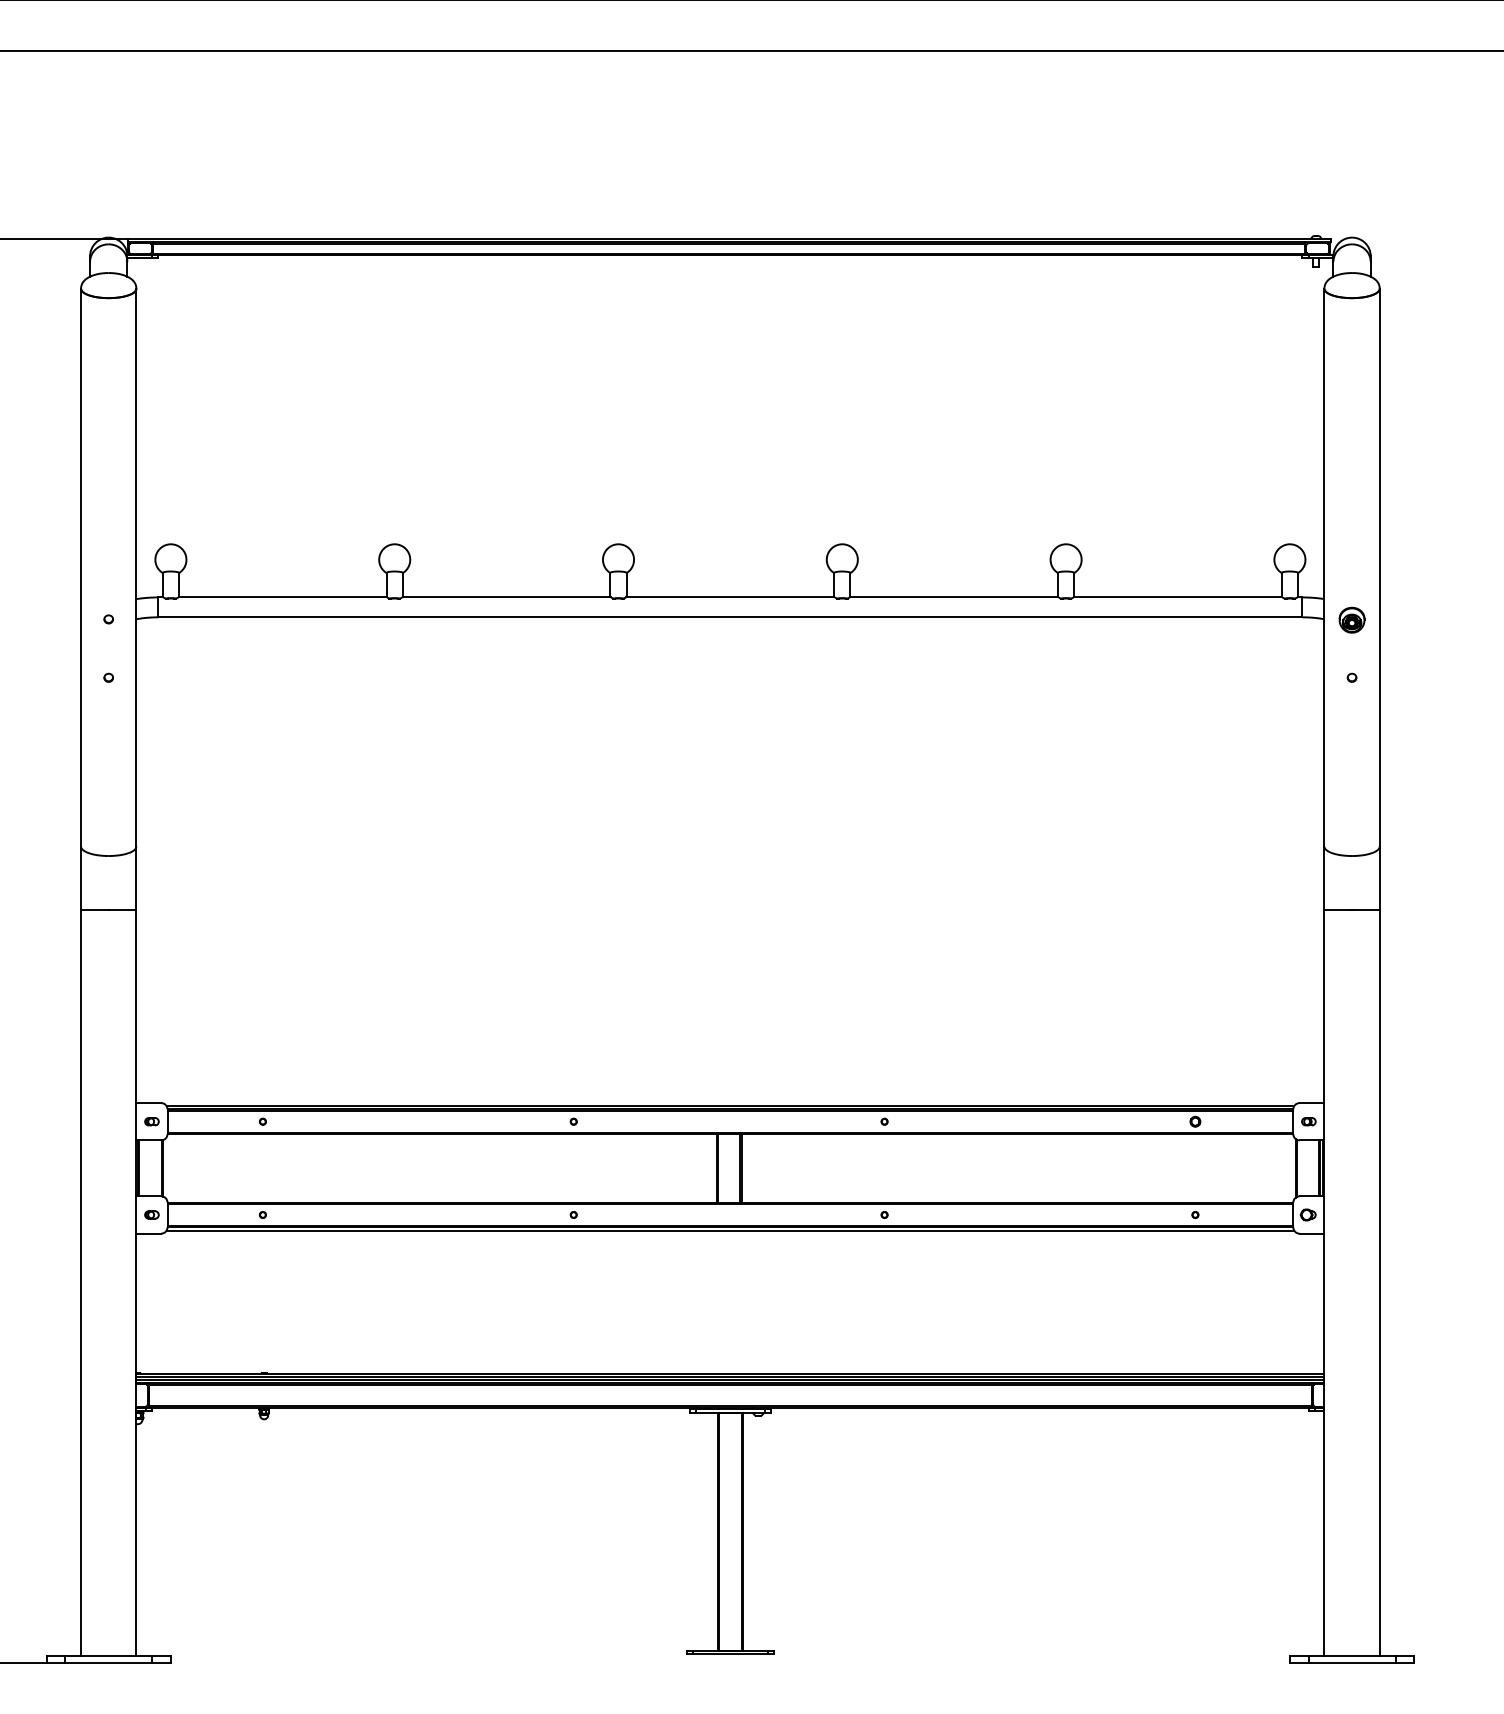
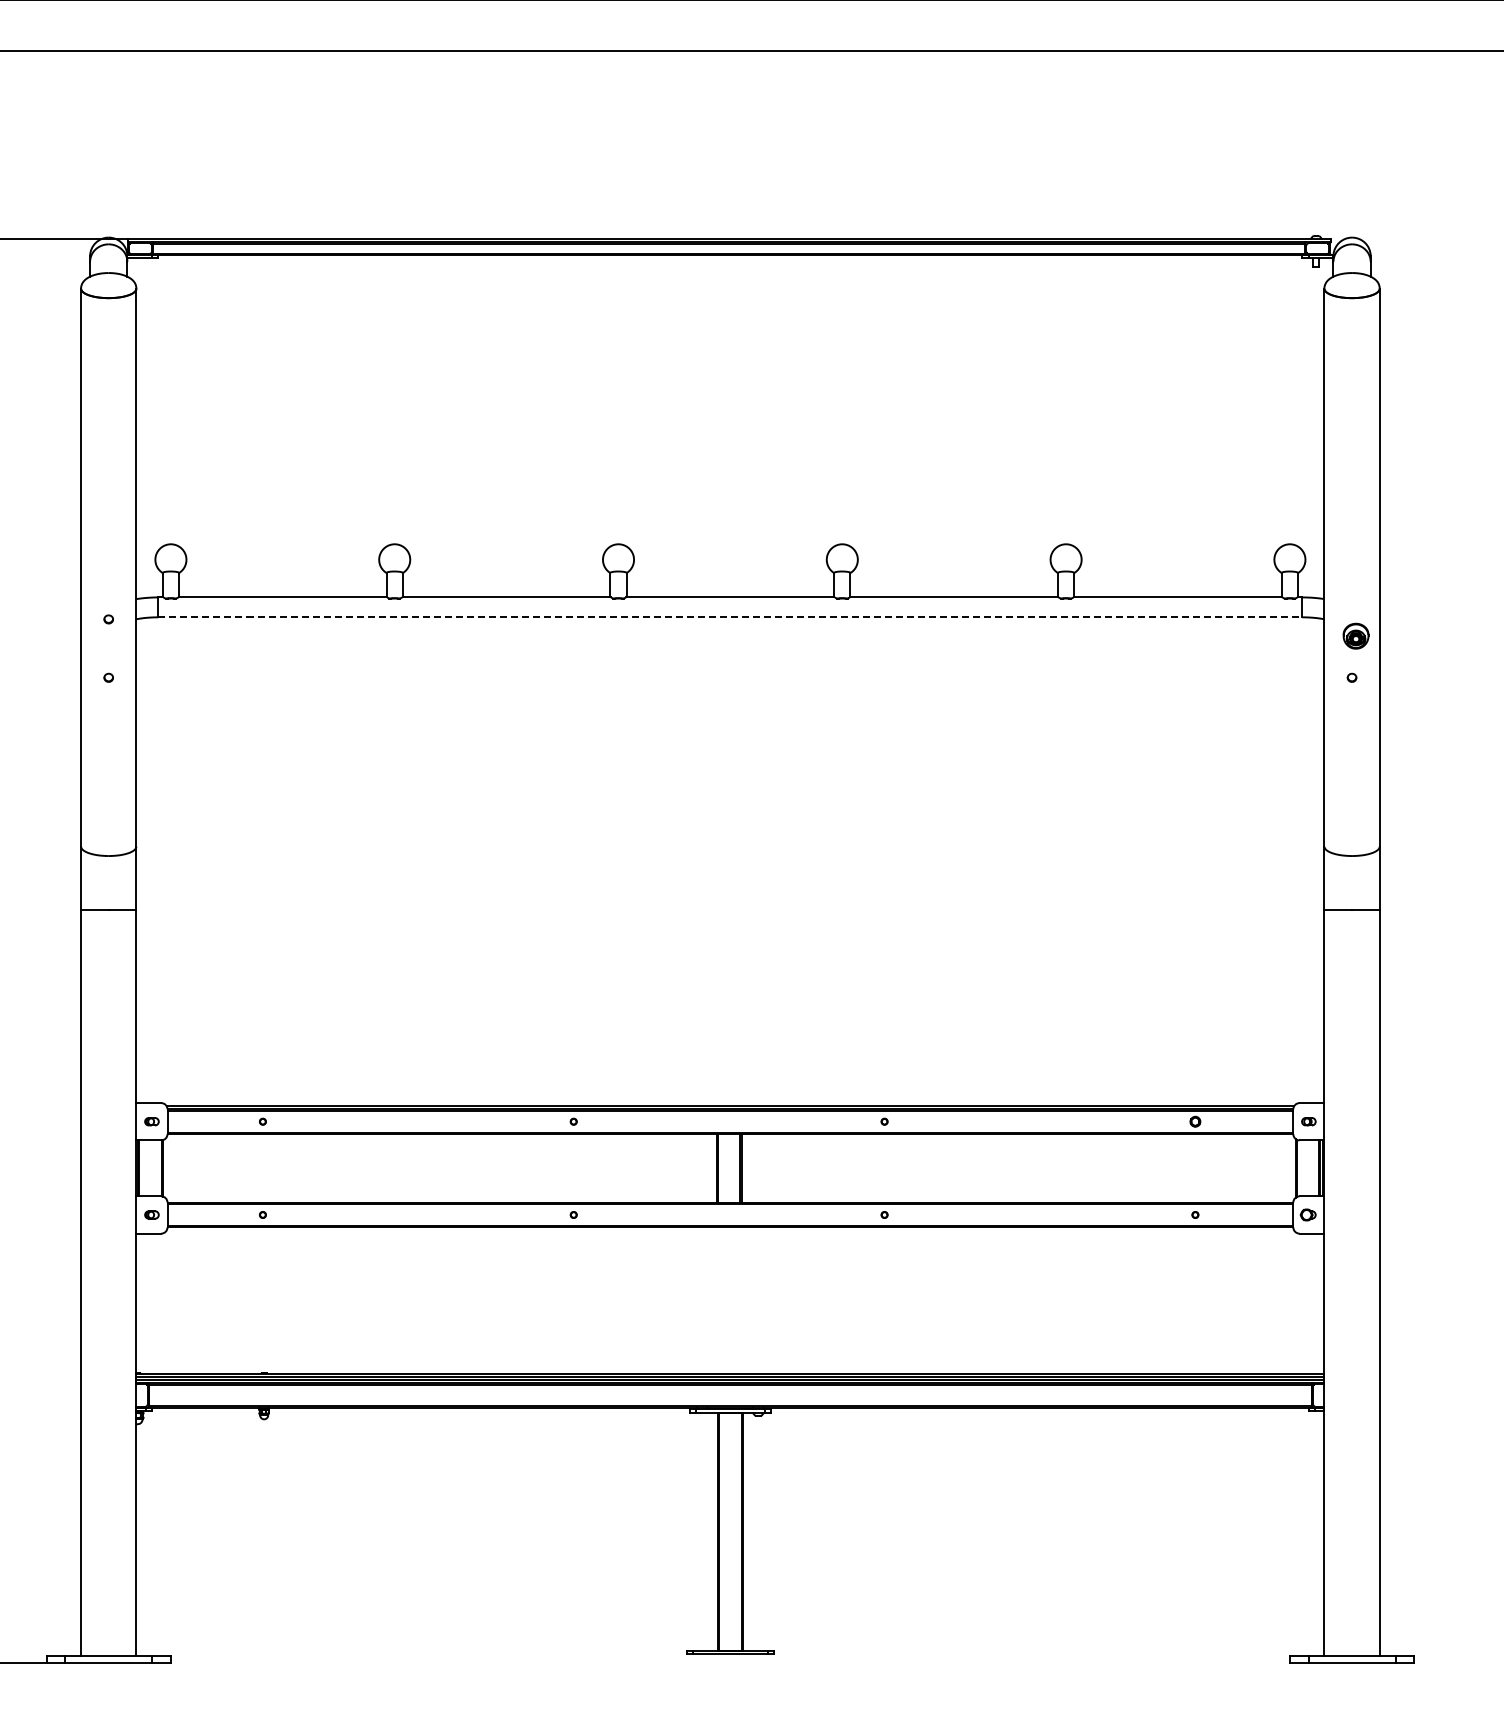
line: solid -> dashed (730, 617)
part position: (1351, 619) -> (1355, 635) (1355, 635)
line: present -> none (730, 1230)
